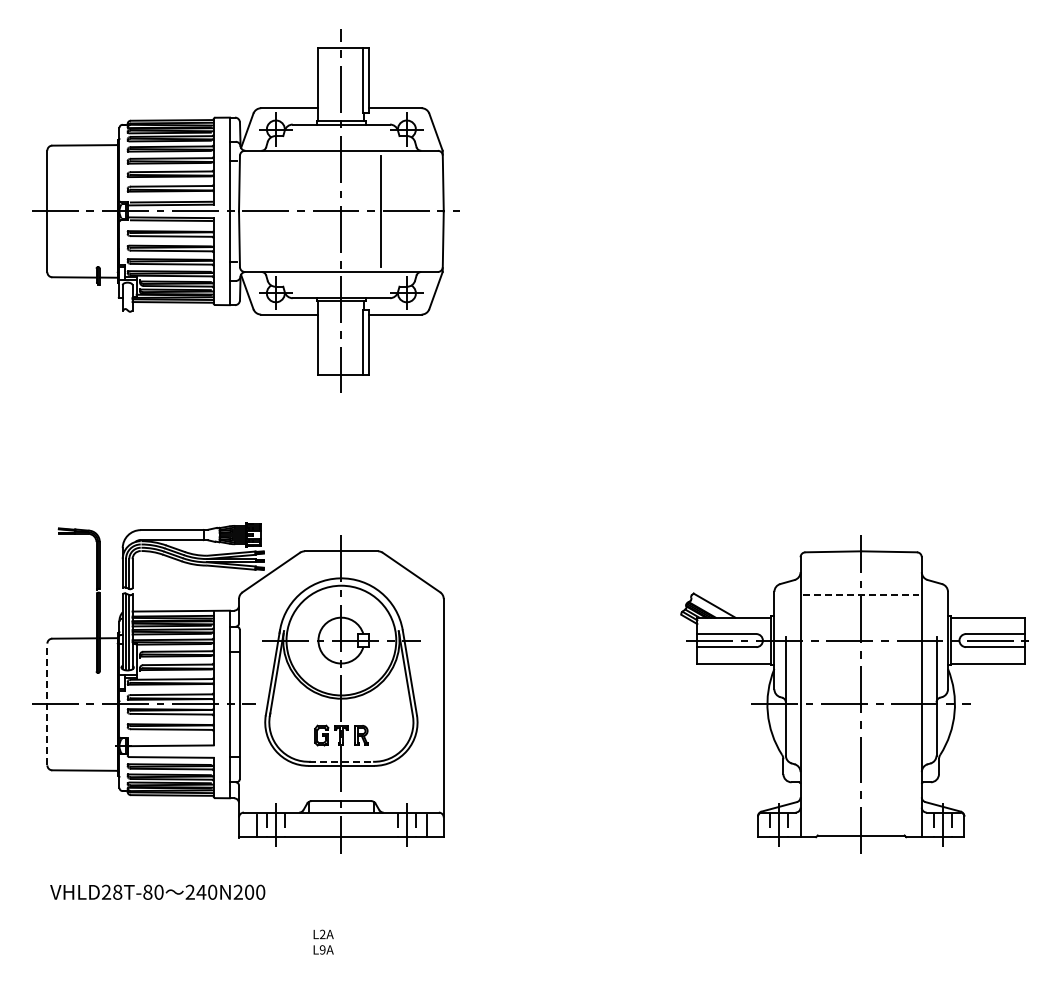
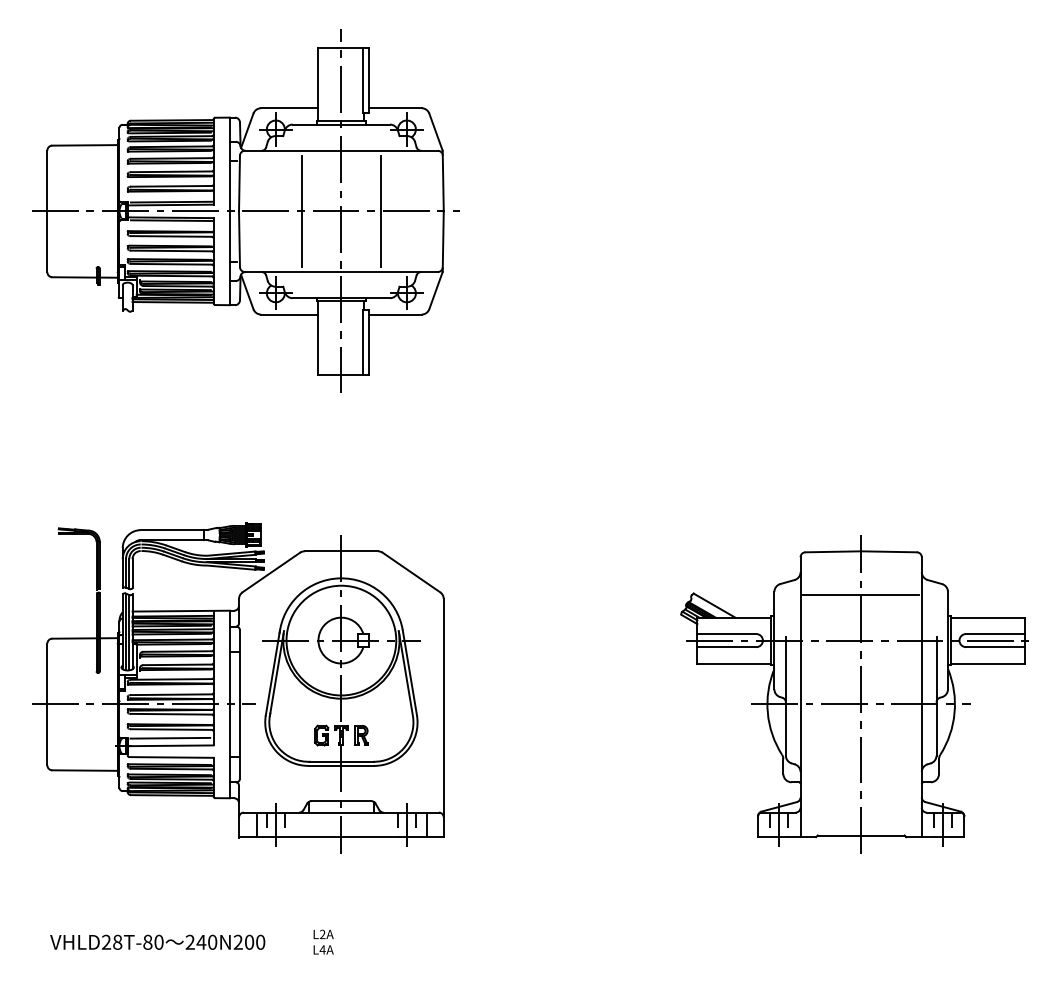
line: none -> present (302, 211)
line: dashed -> solid (860, 594)
line: dashed -> solid (47, 704)
line: none -> present (170, 737)
line: dashed -> solid (341, 761)
text position: (157, 891) -> (157, 941) (157, 941)
text: L9A -> L4A (322, 949)
